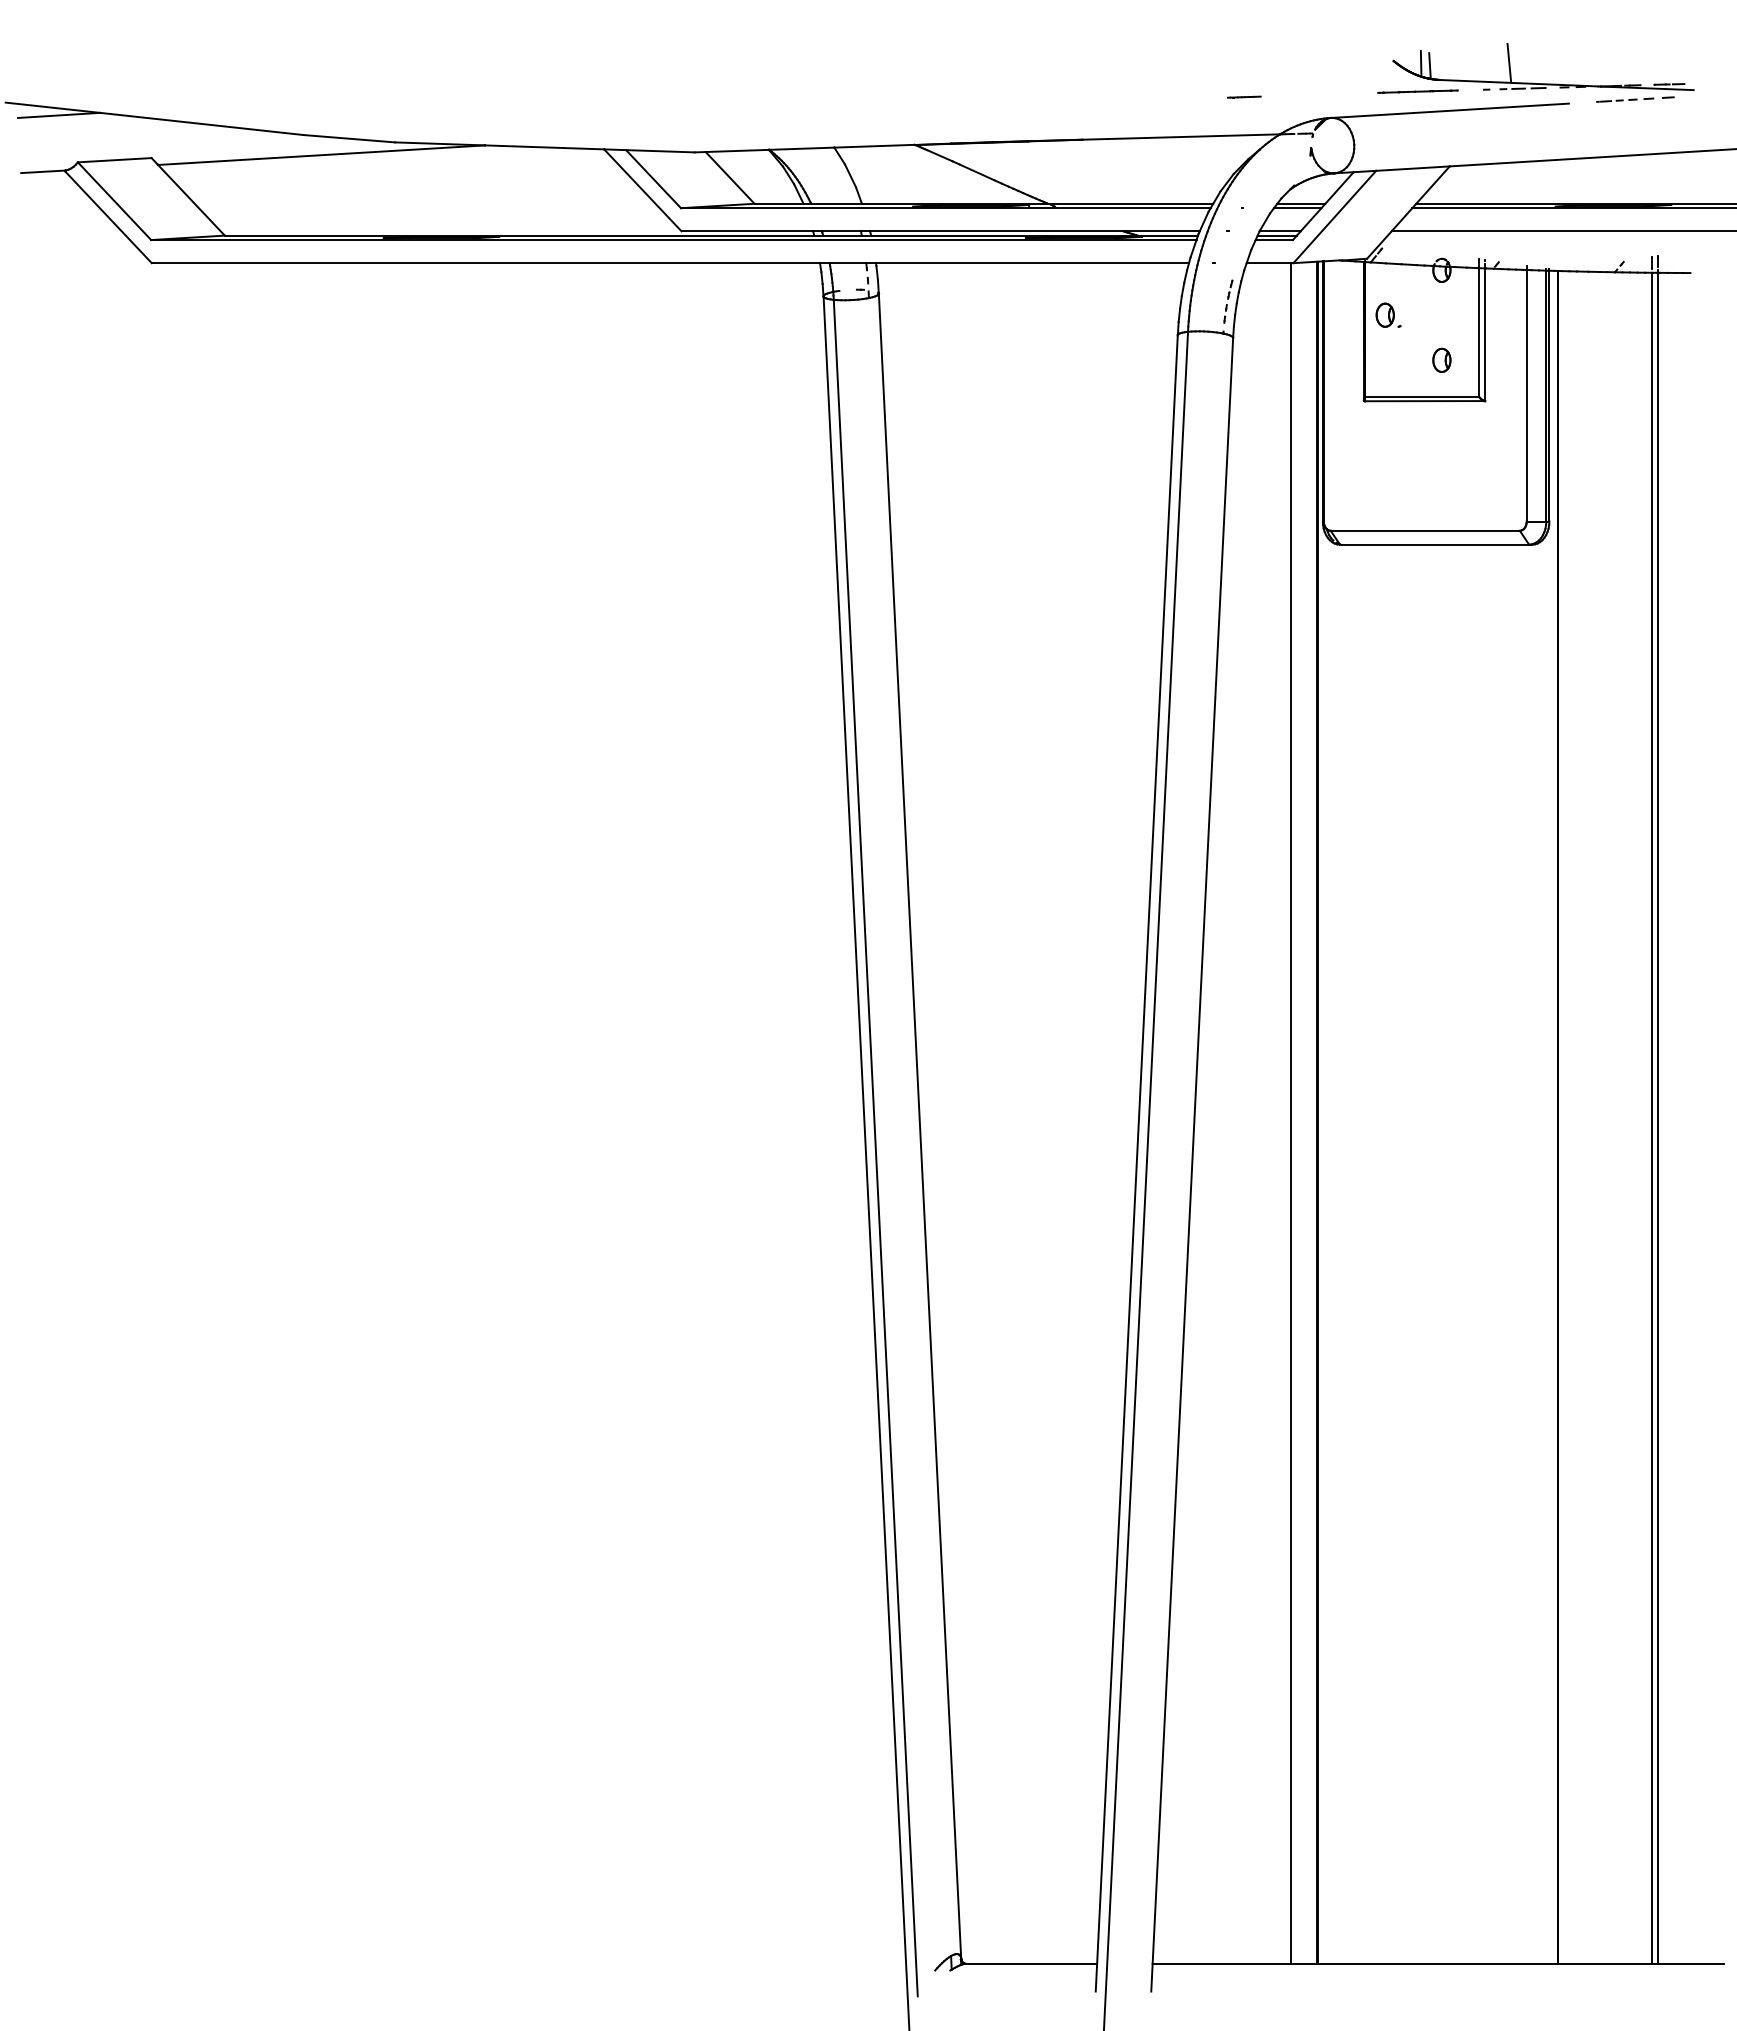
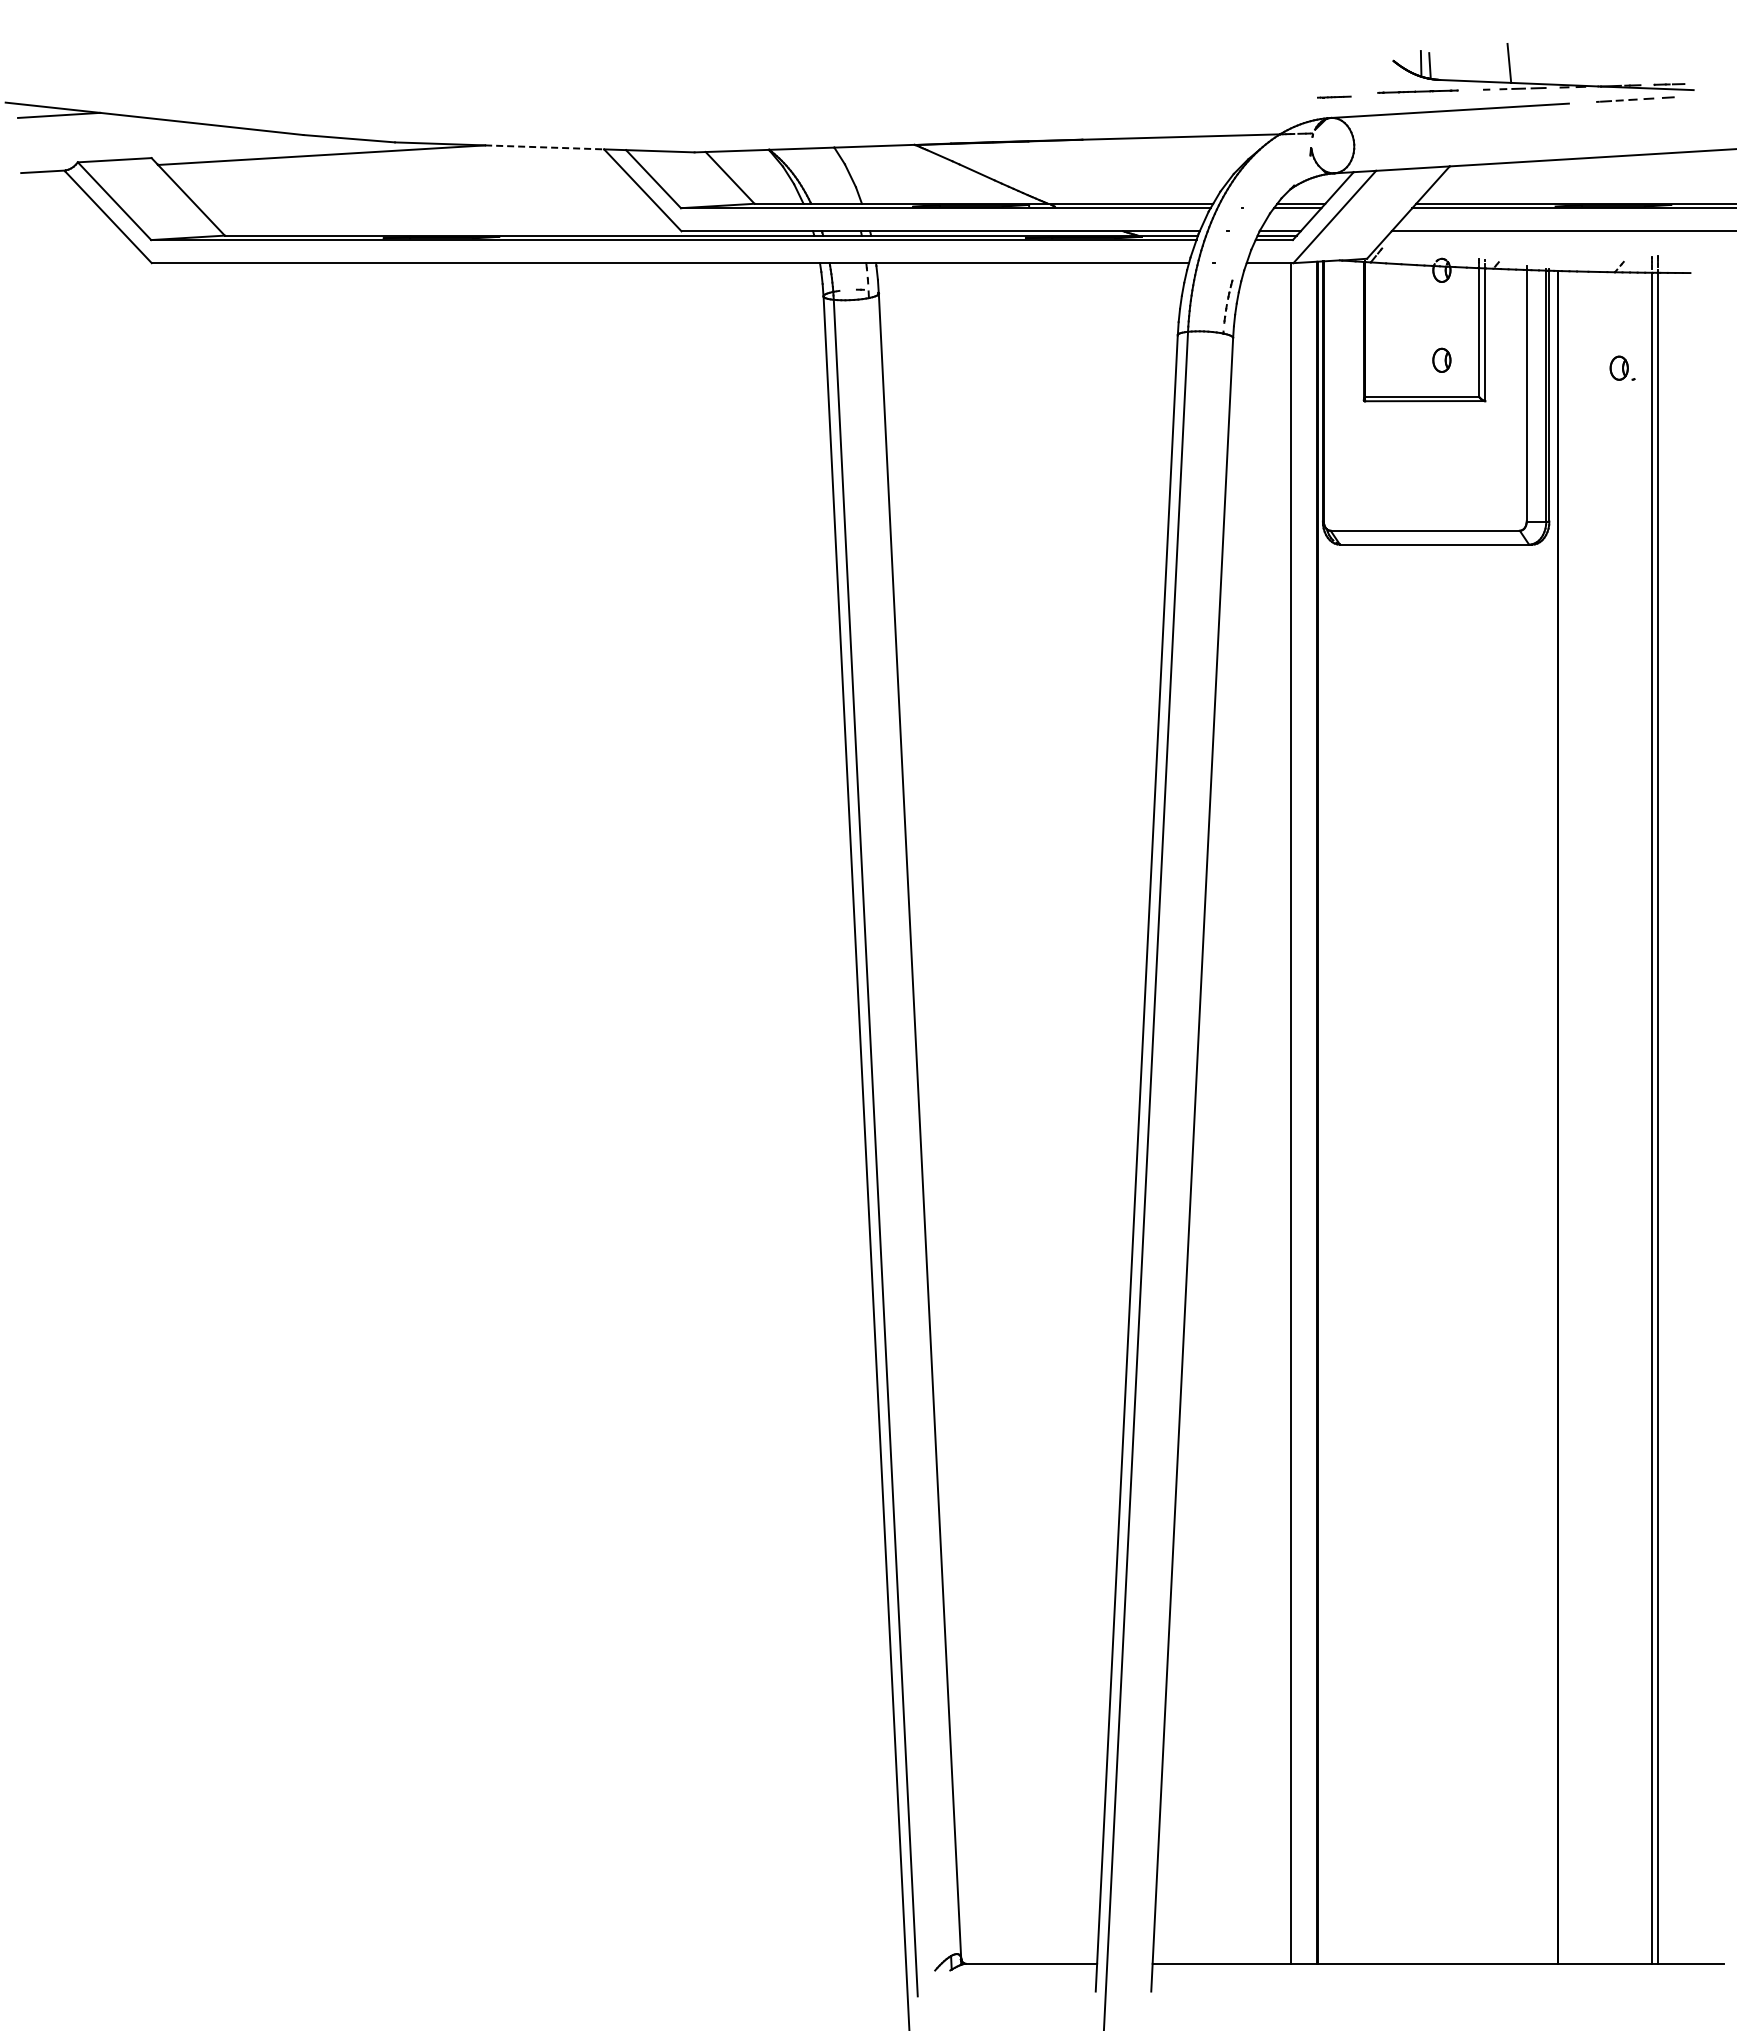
line position: (1244, 96) -> (1334, 96) (1334, 96)
line: solid -> dashed (544, 147)
part position: (1388, 314) -> (1622, 367) (1622, 367)
